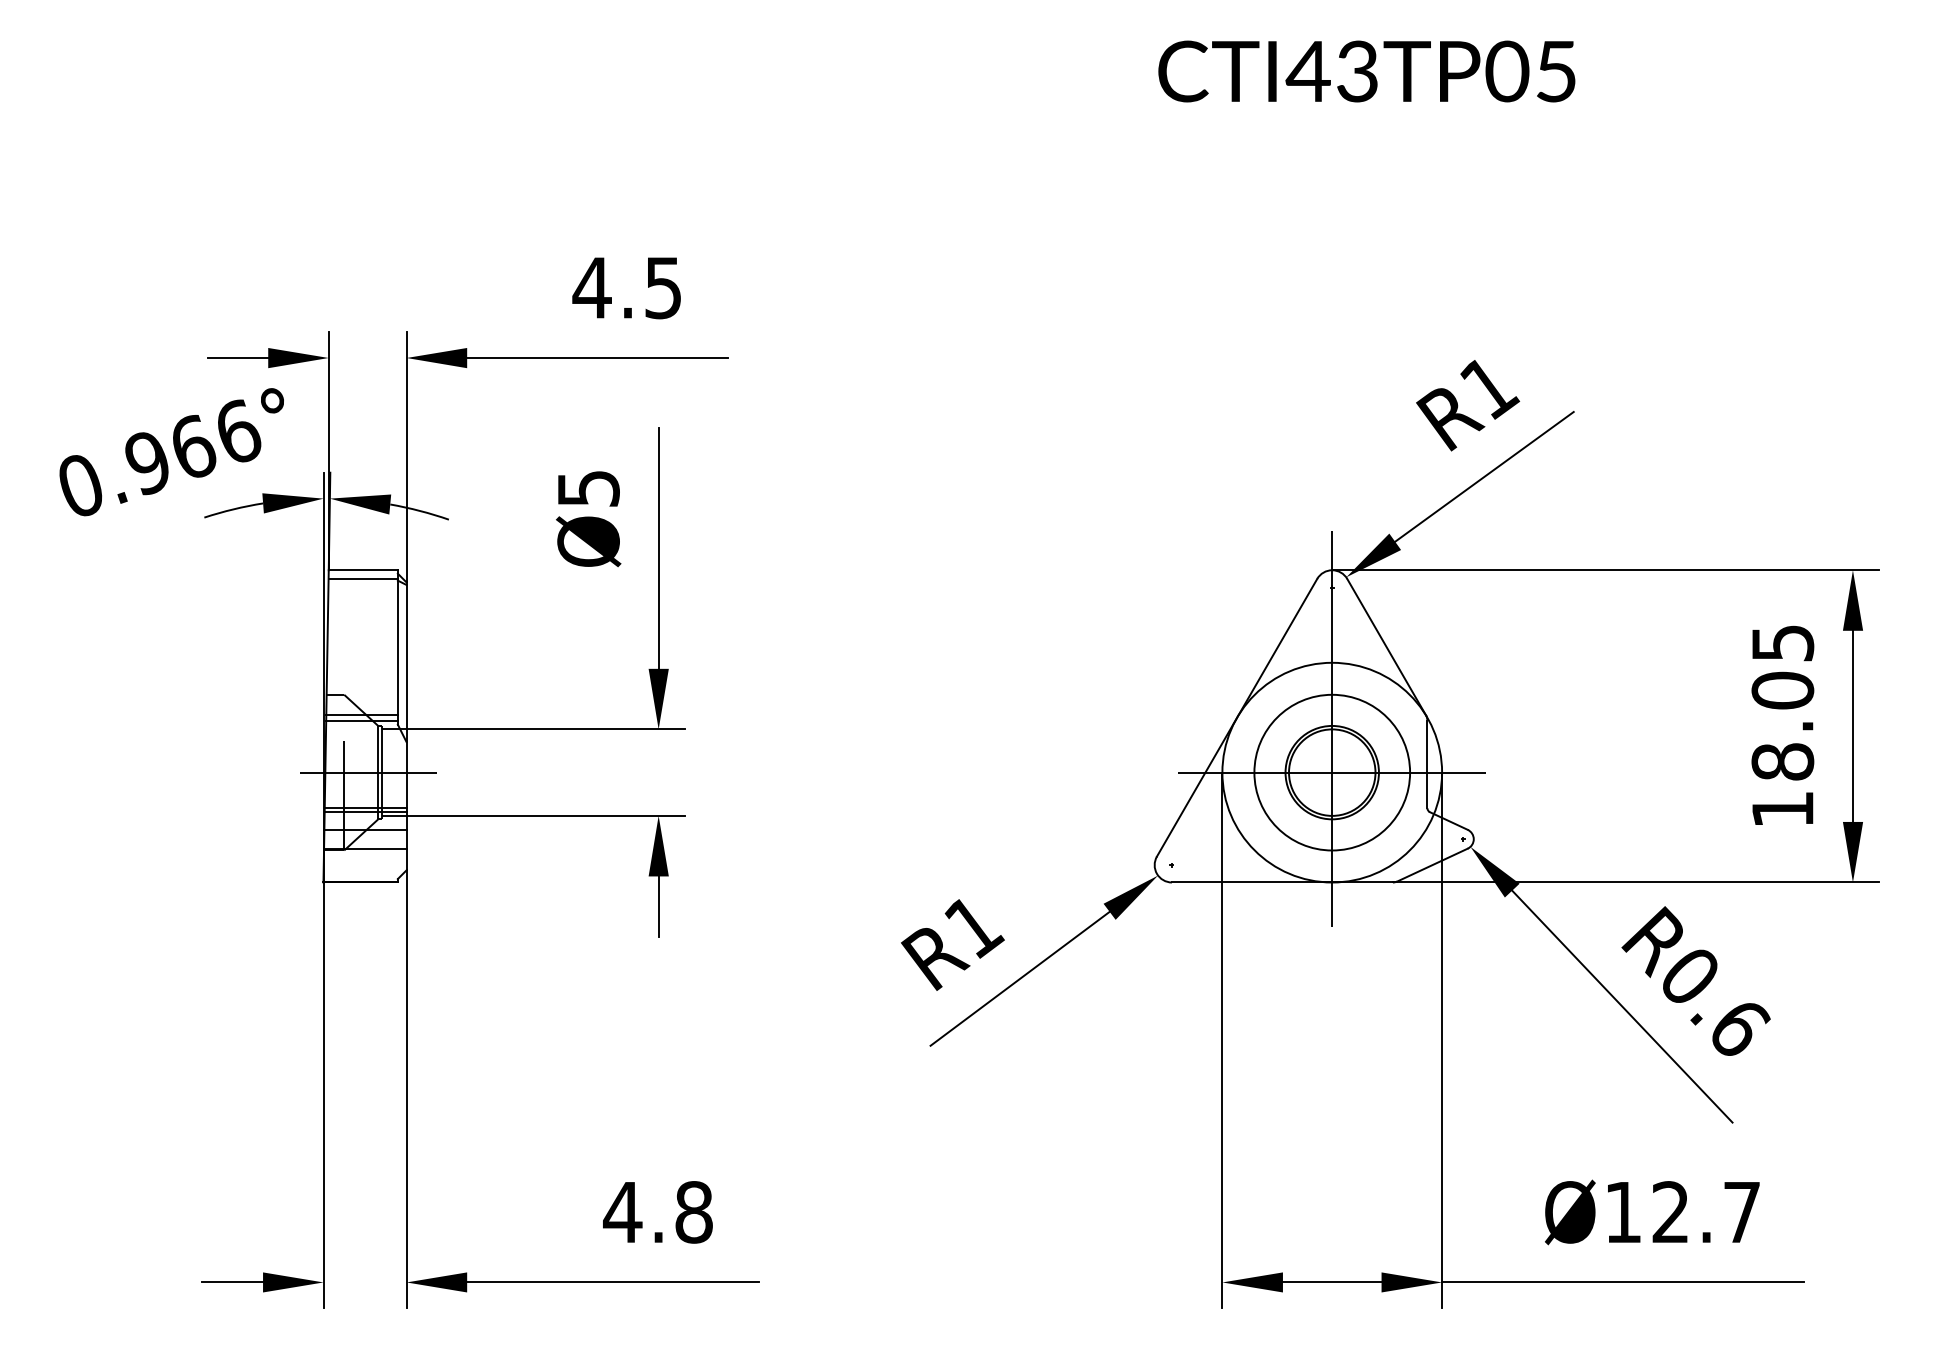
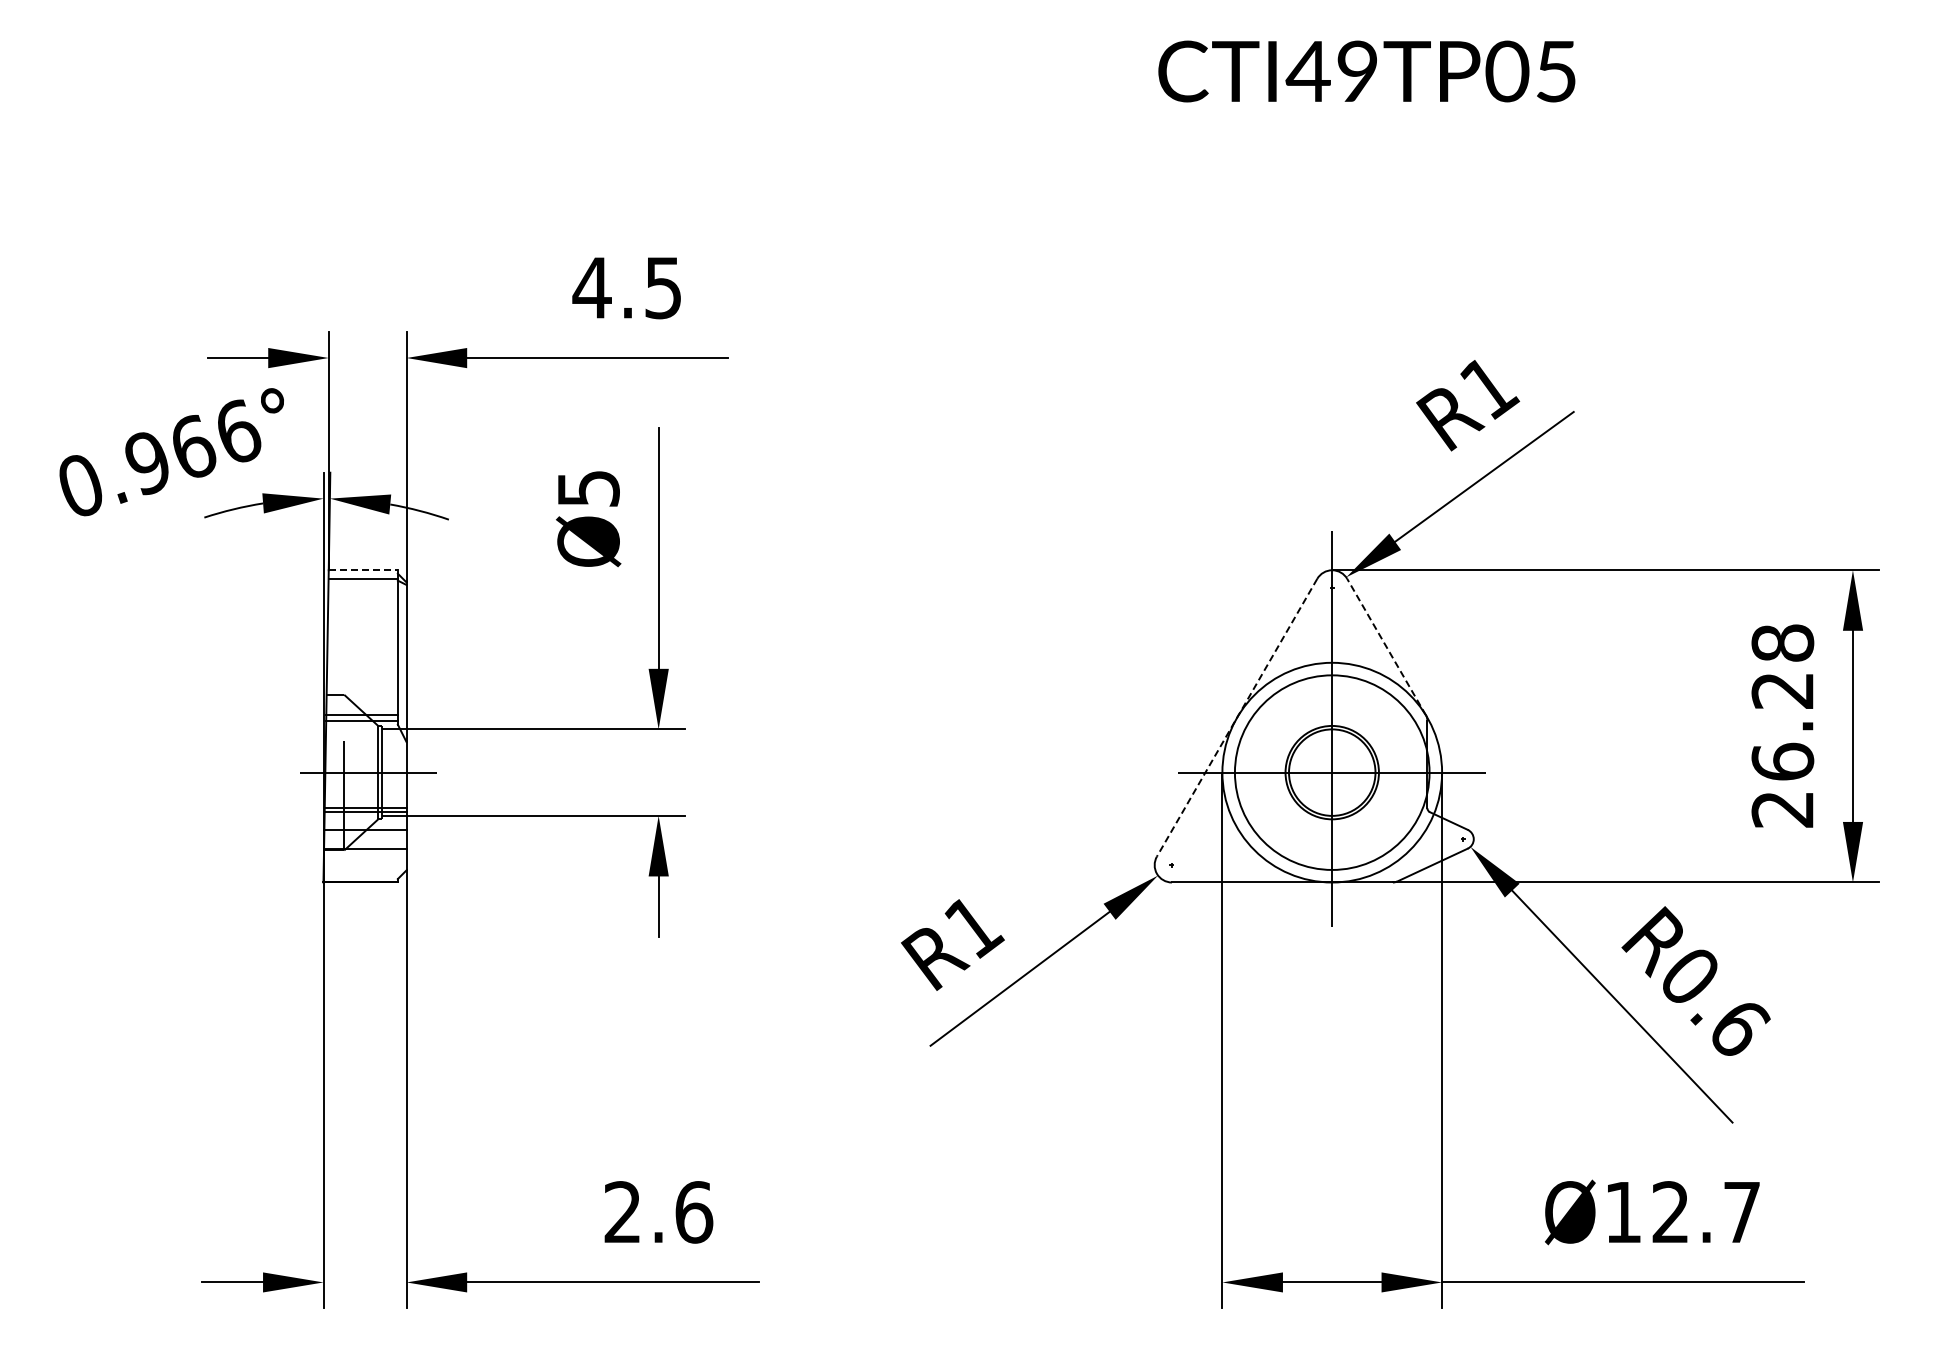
text: CTI43TP05 -> CTI49TP05 (1357, 71)
line: solid -> dashed (363, 570)
line: solid -> dashed (1386, 647)
line: solid -> dashed (1236, 718)
text: 18.05 -> 26.28 (1782, 725)
circle diameter: 156 px -> 195 px (1331, 772)
text: 4.8 -> 2.6 (658, 1212)
